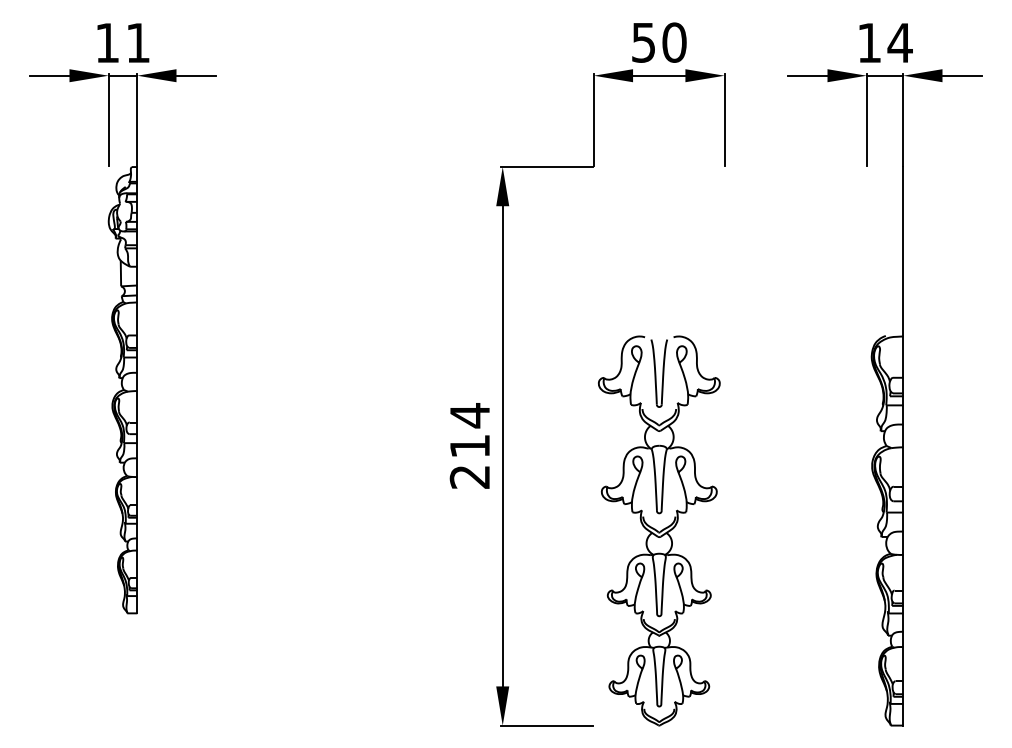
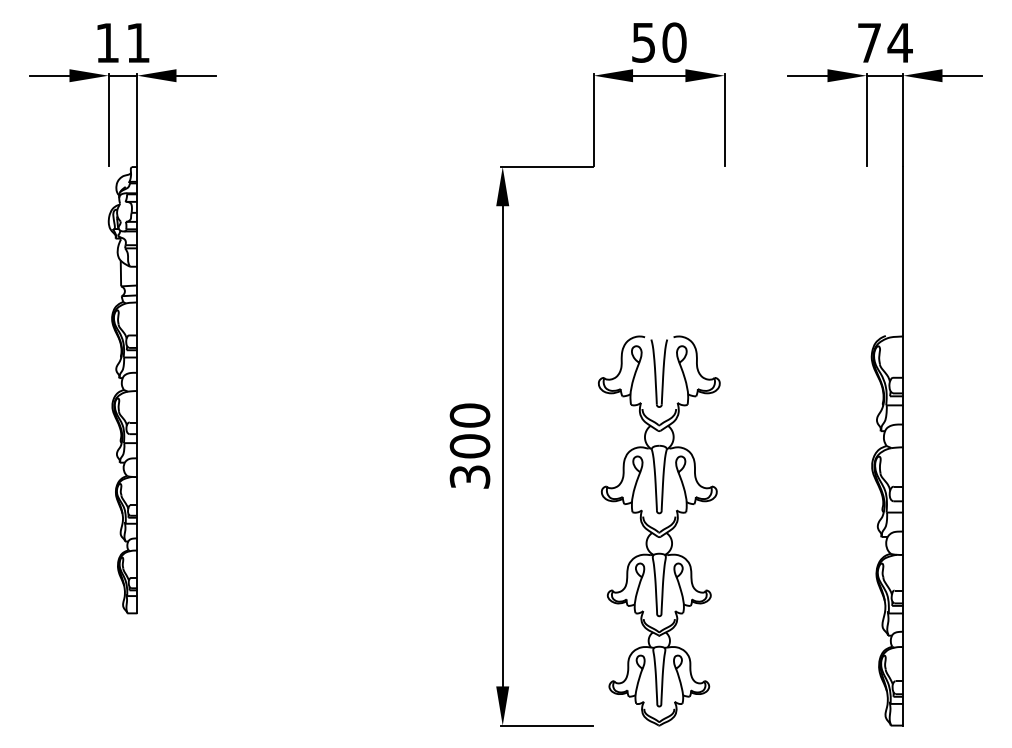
text: 14 -> 74 (869, 42)
text: 214 -> 300 (469, 445)
